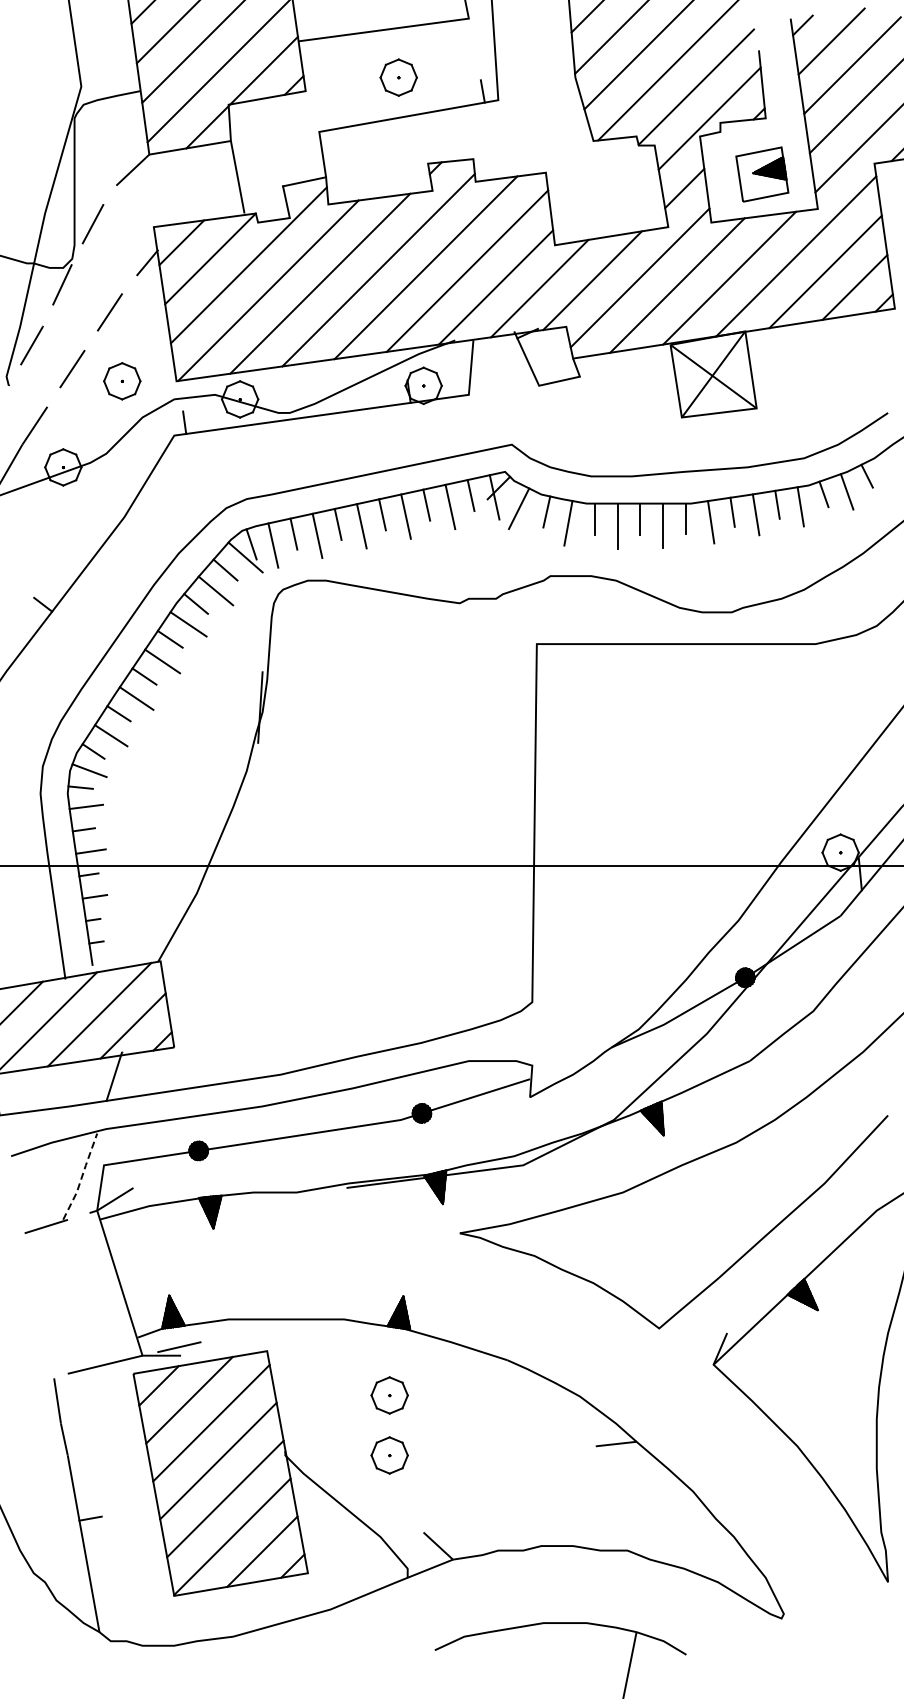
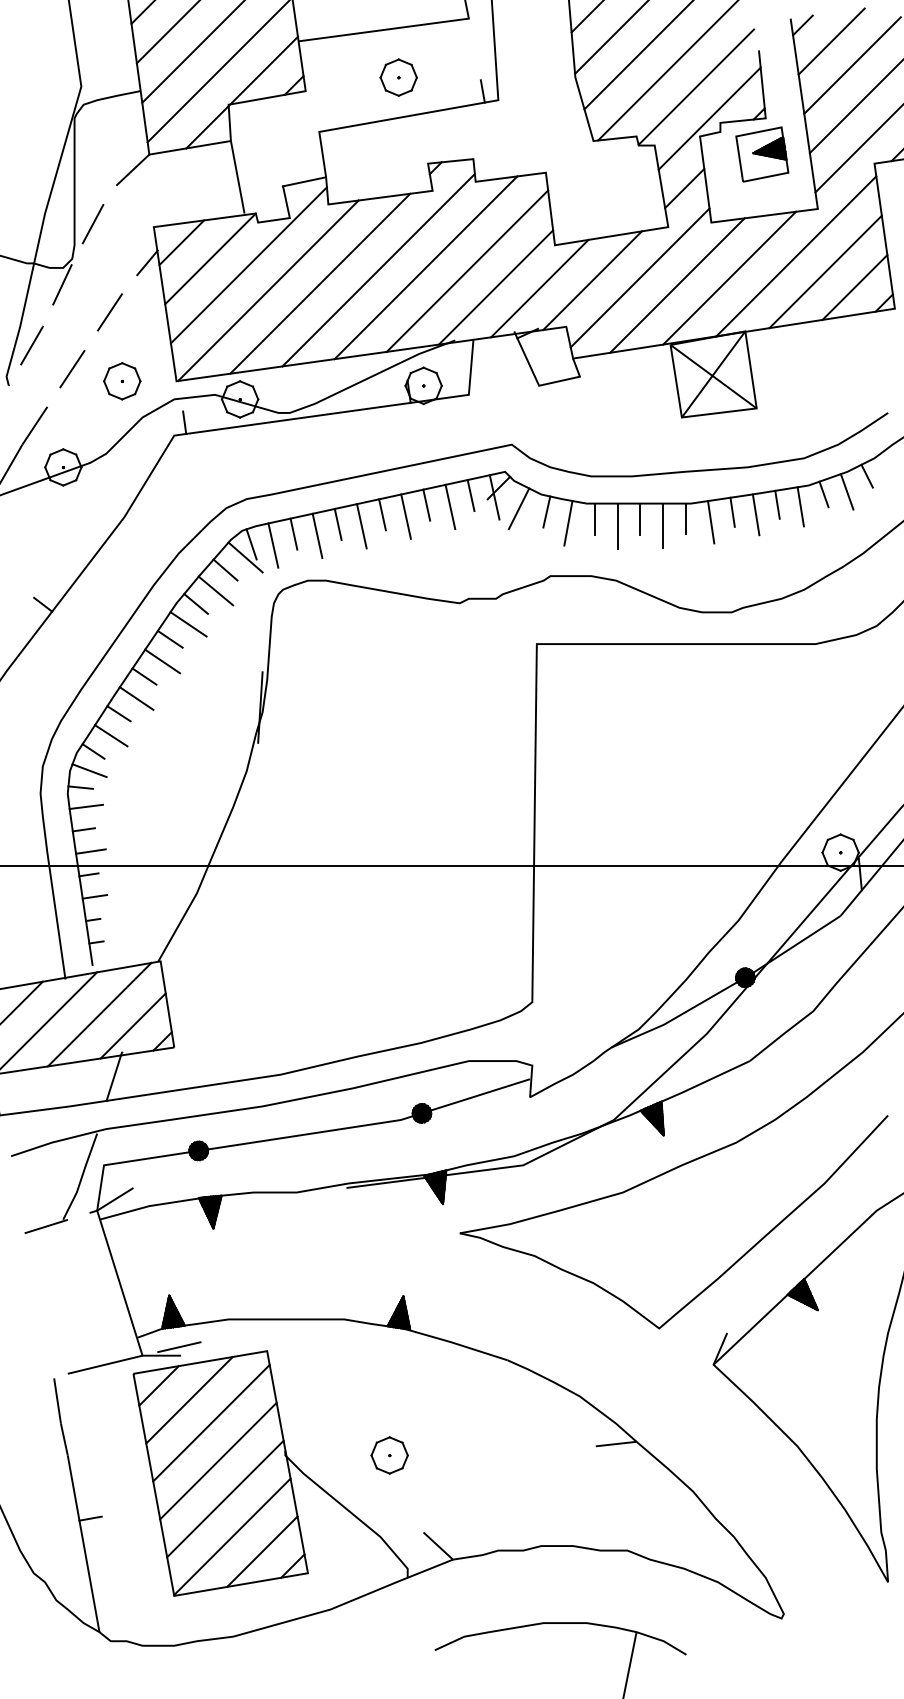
part position: (762, 174) -> (762, 154) (762, 154)
line: dashed -> solid (81, 1177)
part: present -> none (389, 1395)
